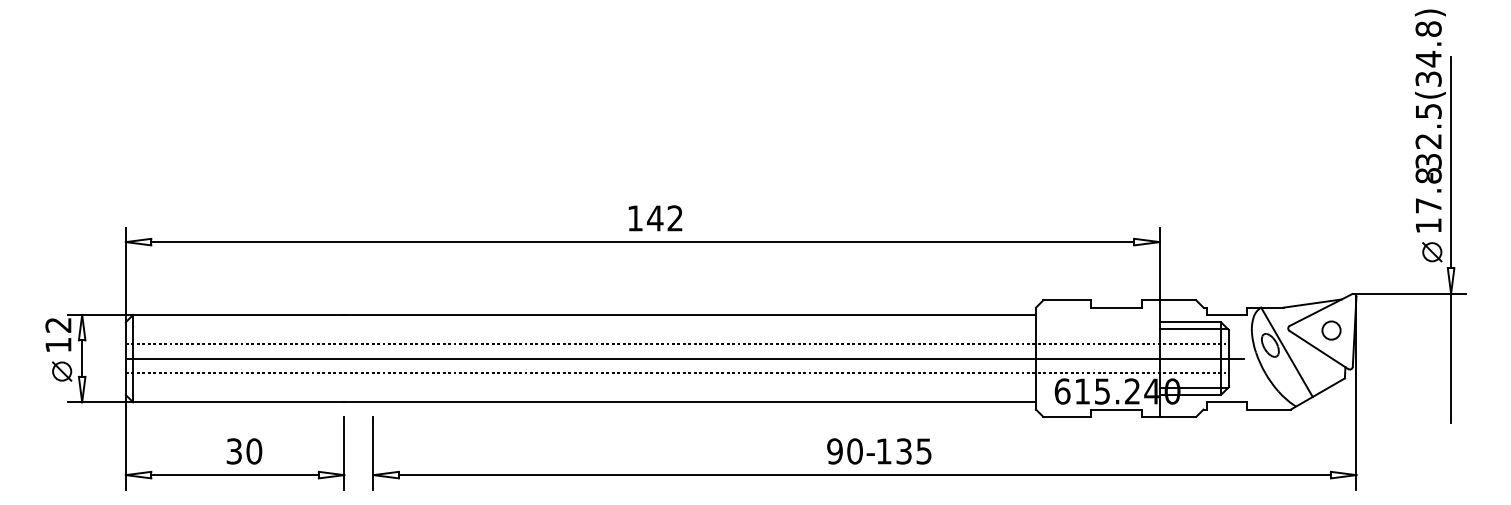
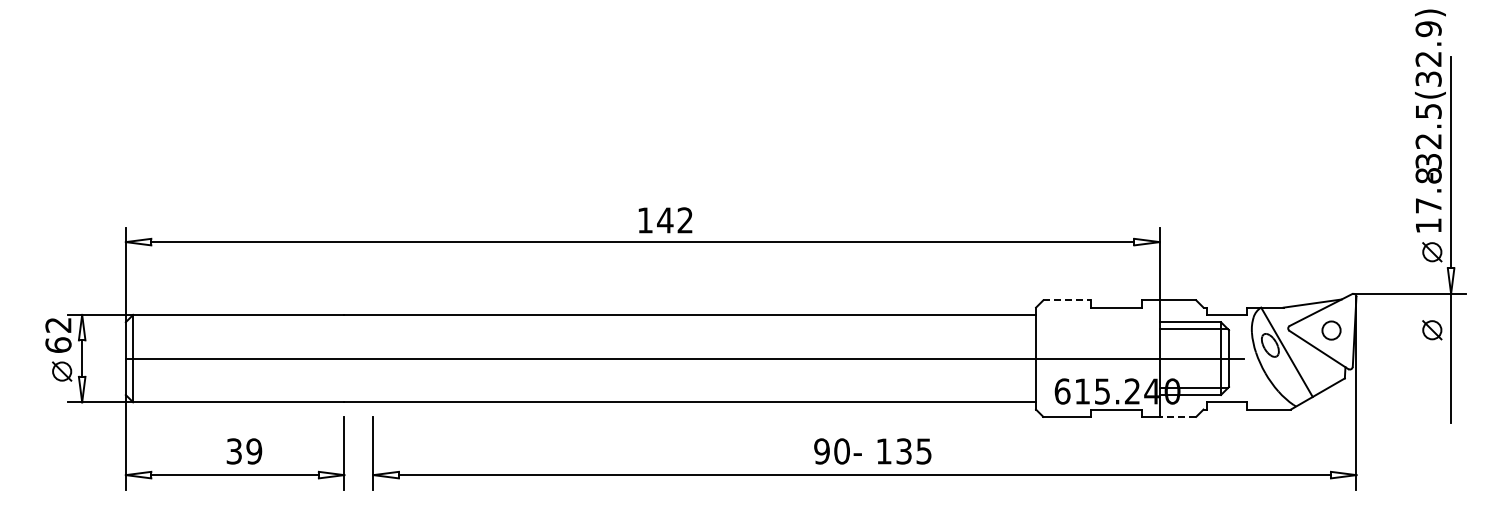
text: -32.5(34.8) -> -32.5(32.9) (1428, 44)
text position: (655, 218) -> (665, 220) (665, 220)
line: solid -> dashed (1067, 300)
part: none -> present (1432, 330)
text: 12 -> 62 (58, 344)
line: present -> none (677, 344)
line: present -> none (677, 373)
line: solid -> dashed (1177, 416)
text: 30 -> 39 (254, 451)
text position: (850, 451) -> (837, 451) (837, 451)
